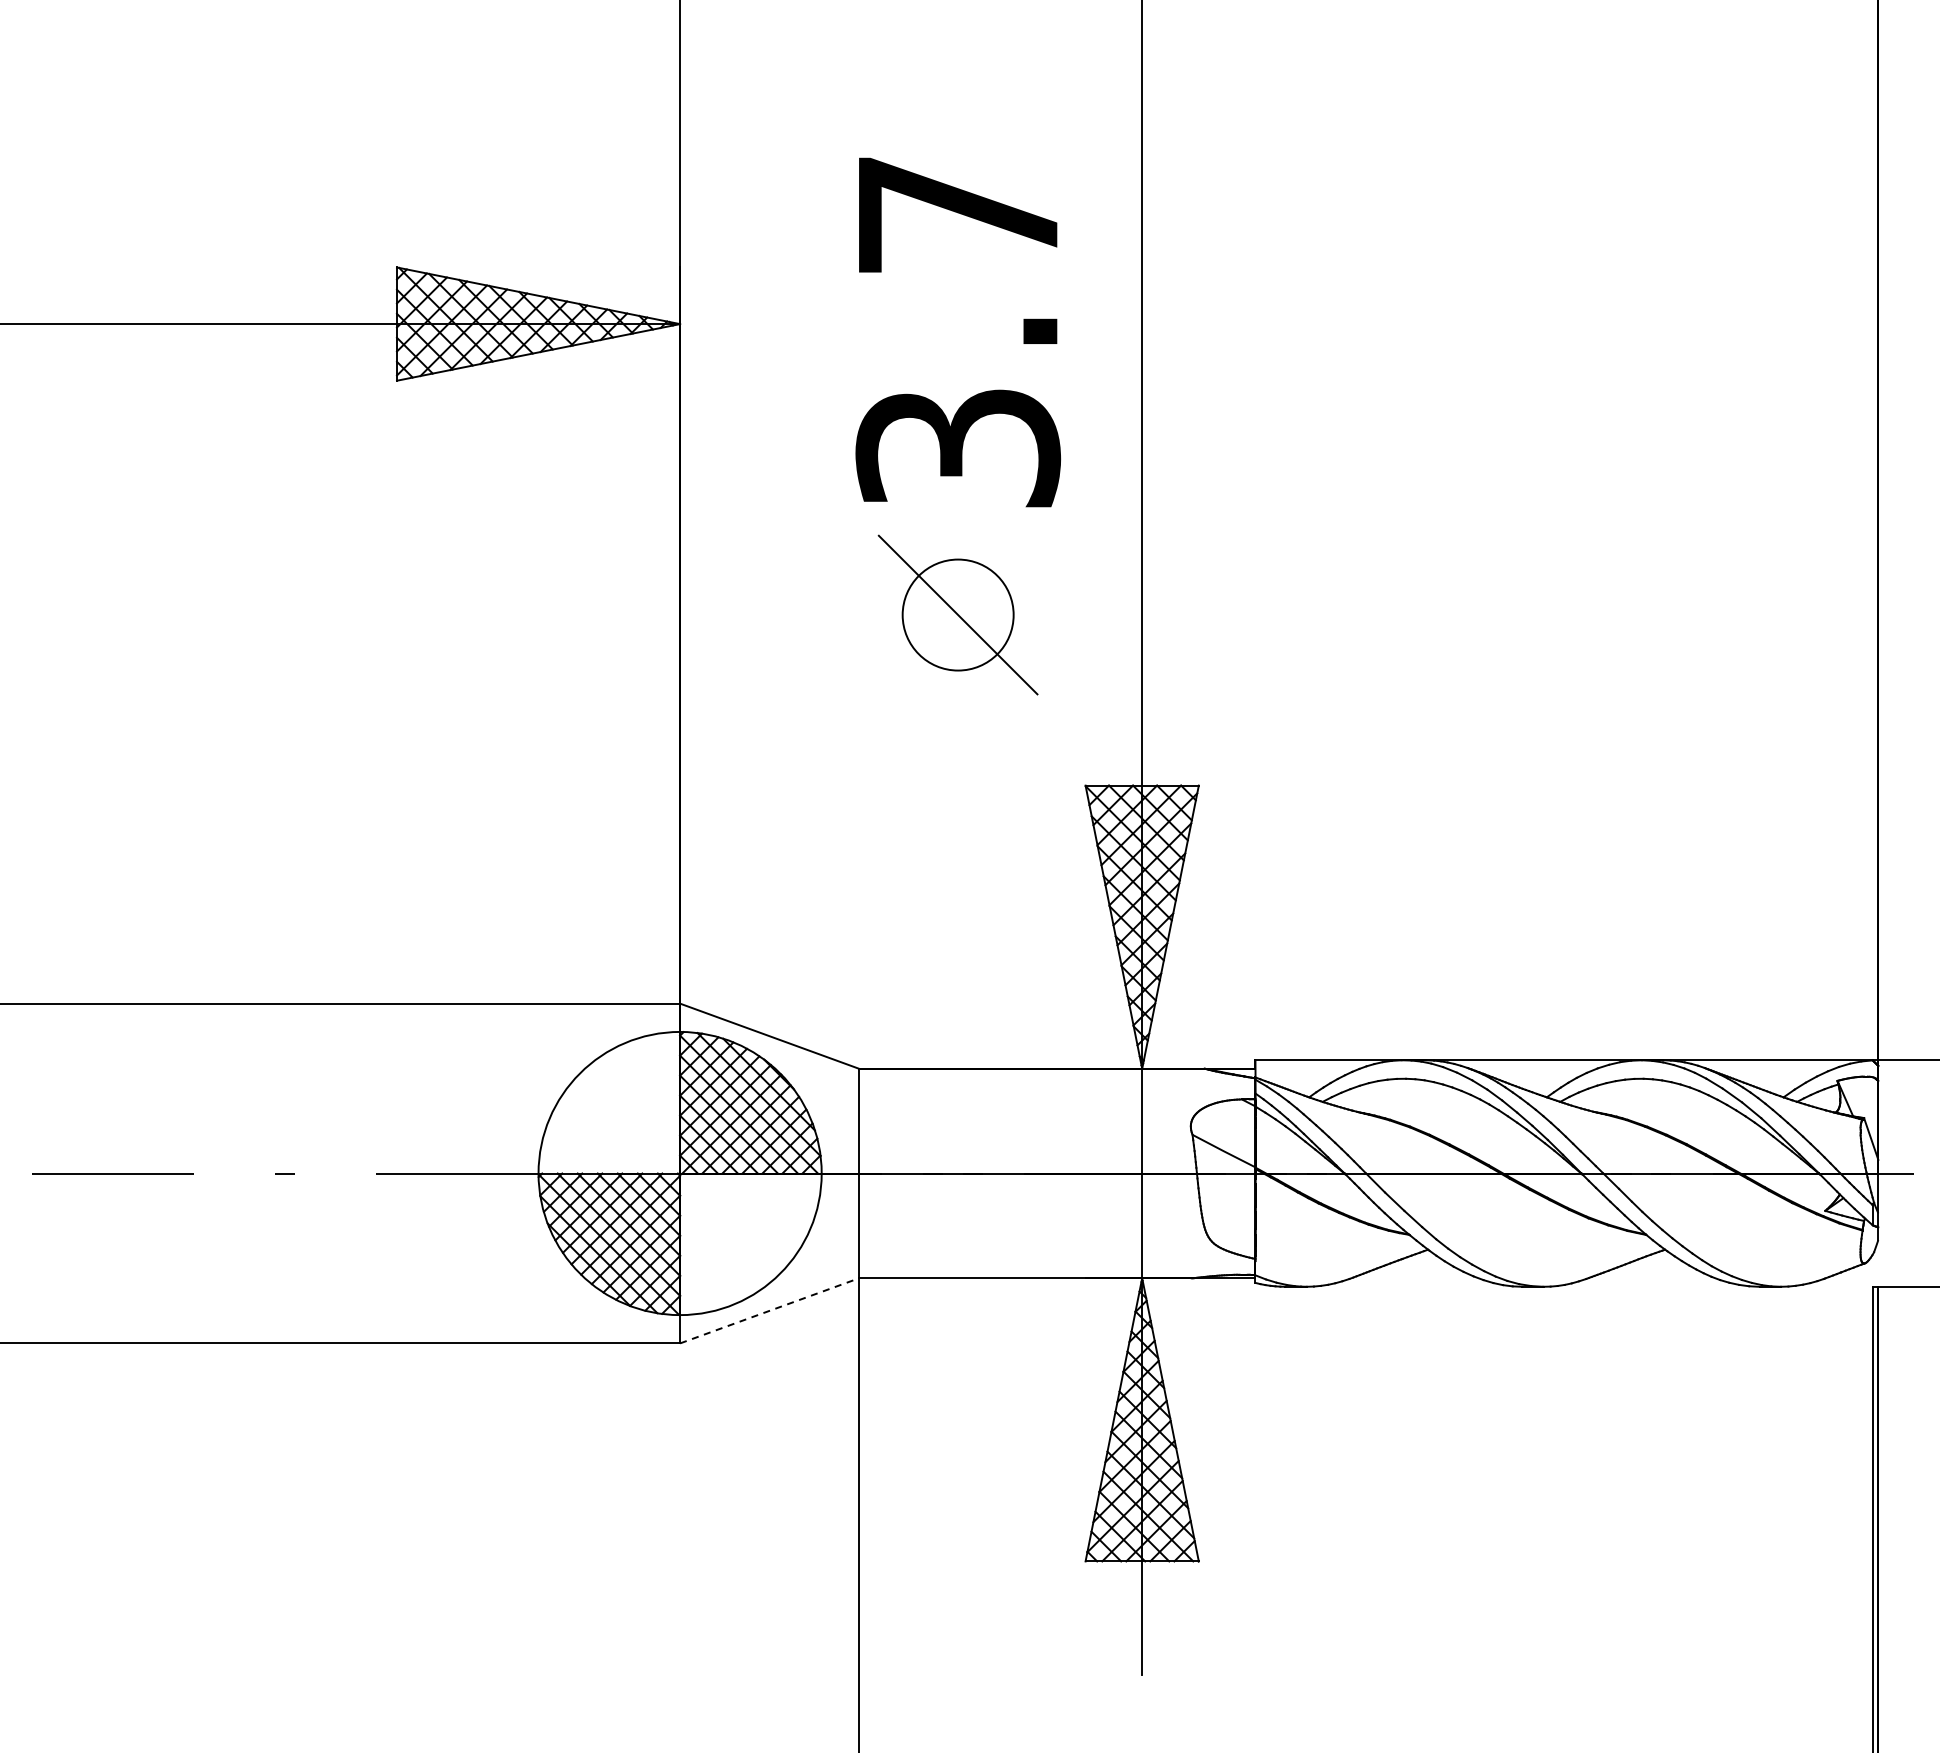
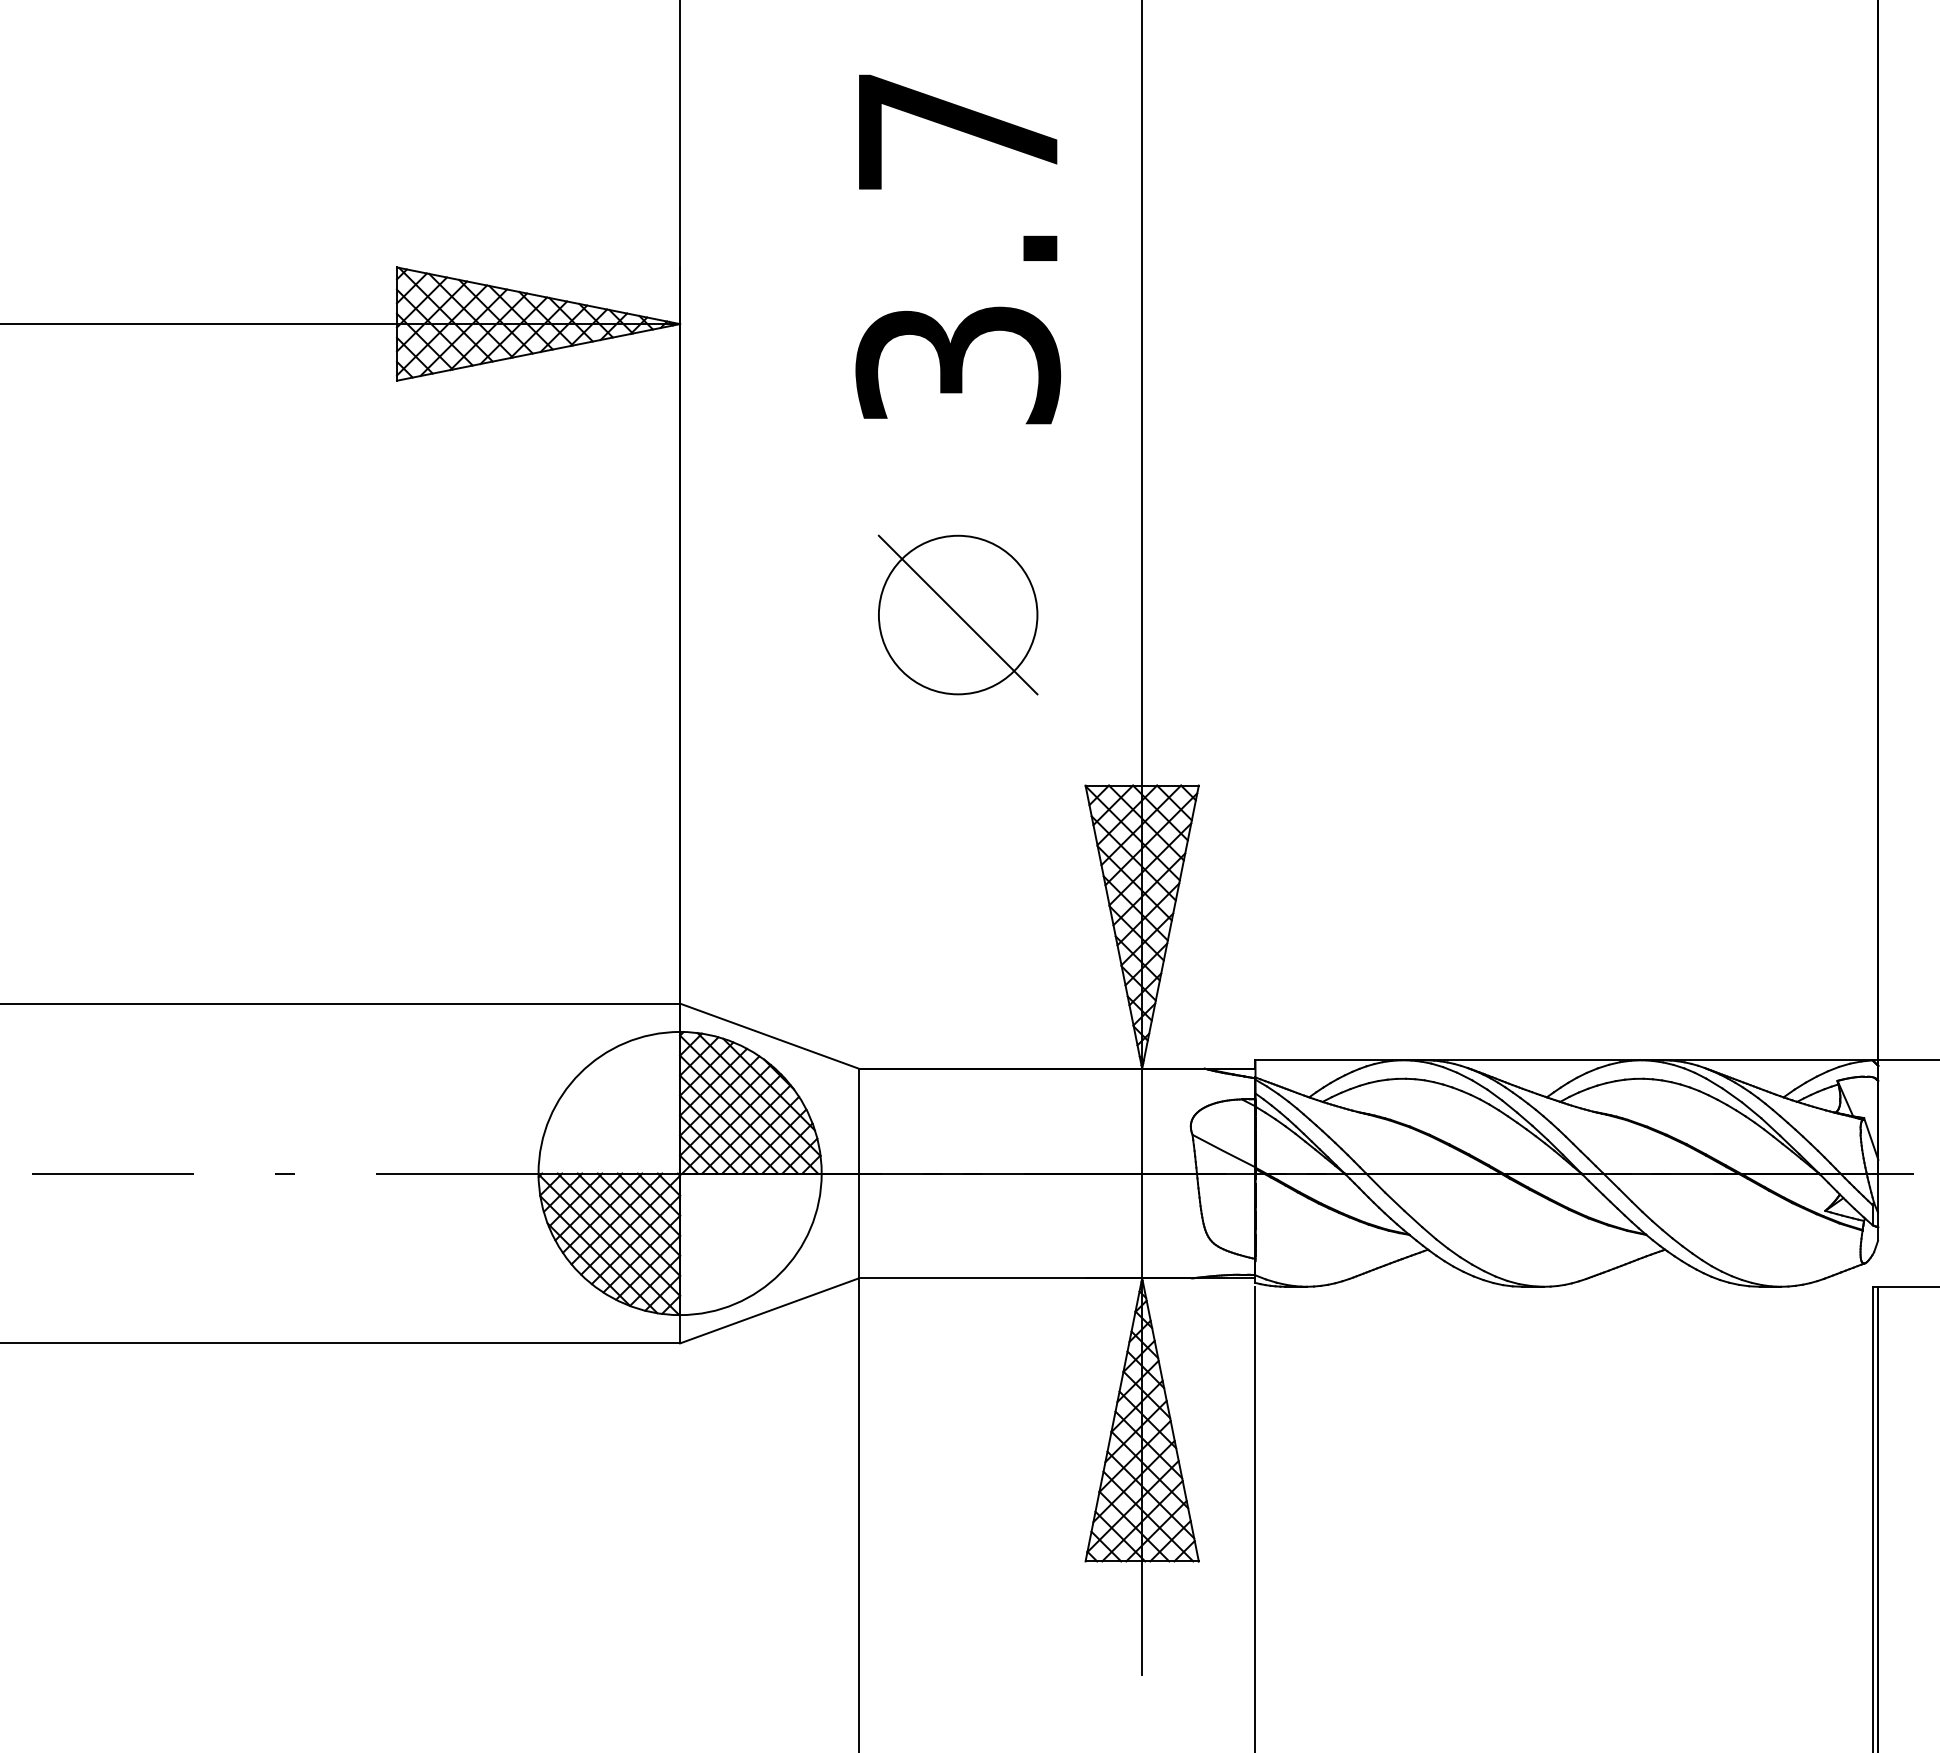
text position: (957, 332) -> (957, 249) (957, 249)
circle diameter: 111 px -> 159 px (957, 614)
line: dashed -> solid (770, 1310)
line: none -> present (1255, 1517)
